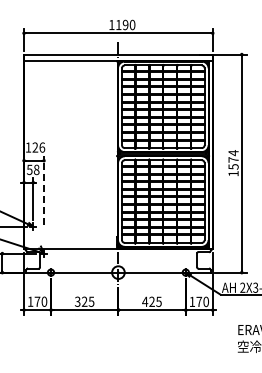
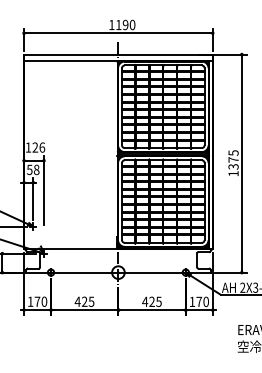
text: 1574 -> 1375 (233, 159)
line: dashed -> solid (44, 190)
text: 325 -> 425 (77, 301)
